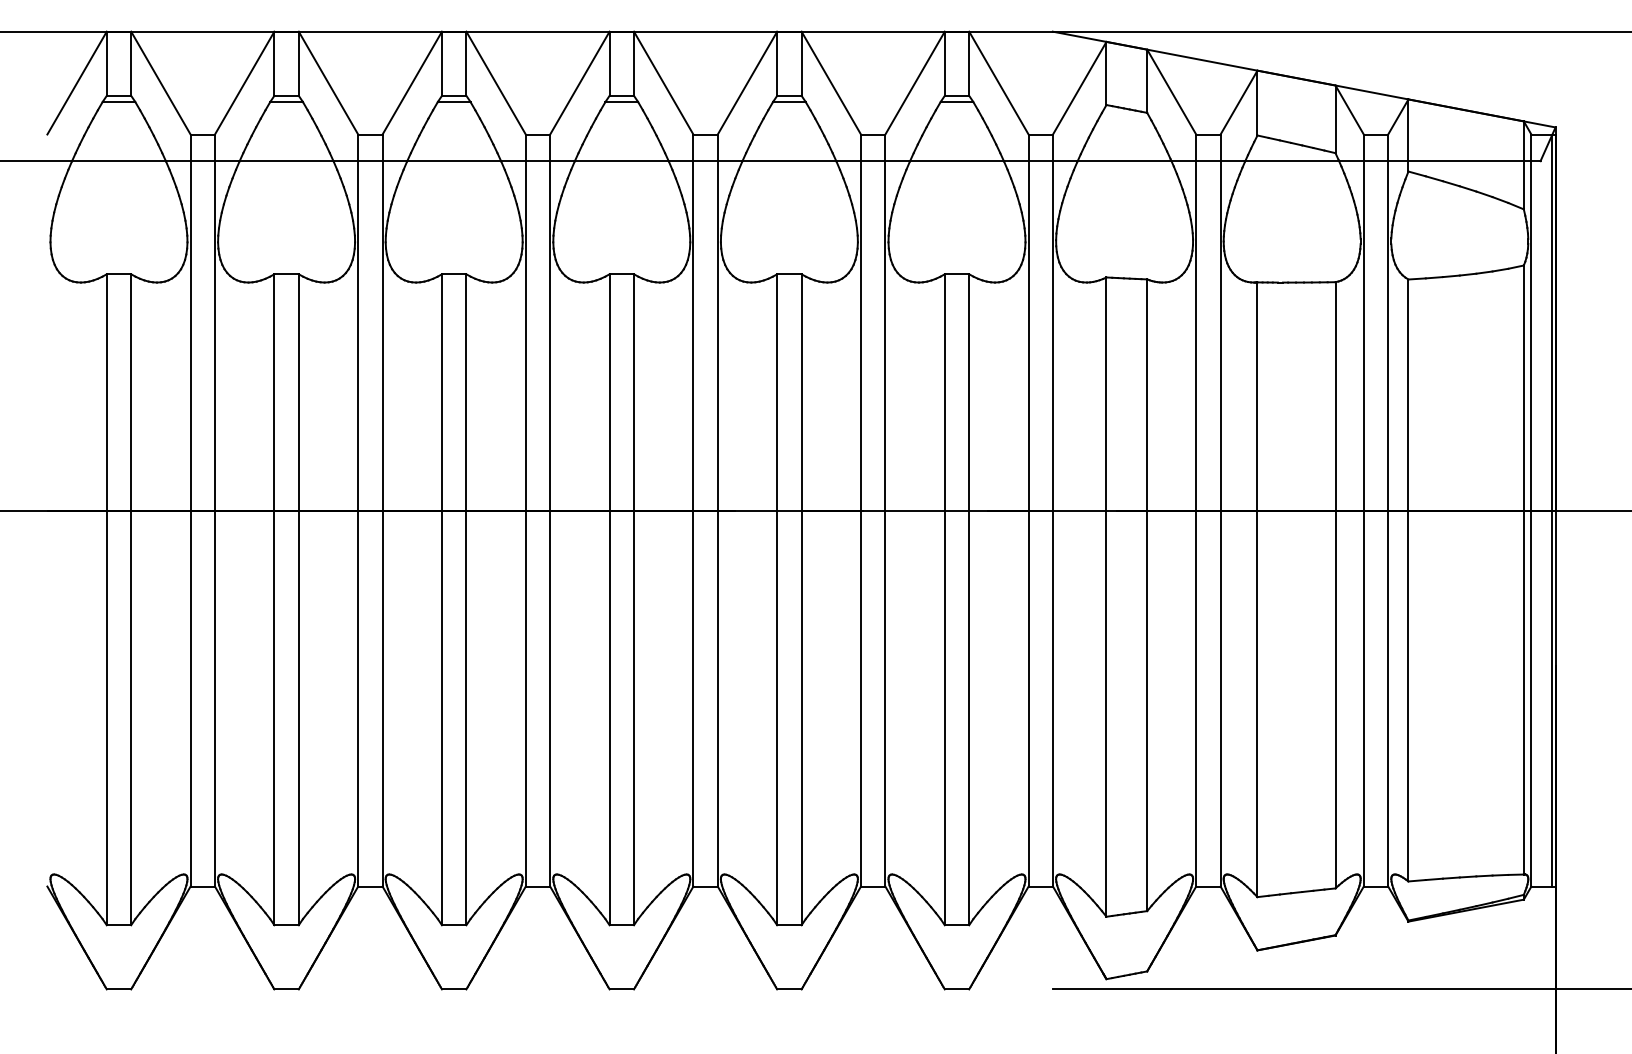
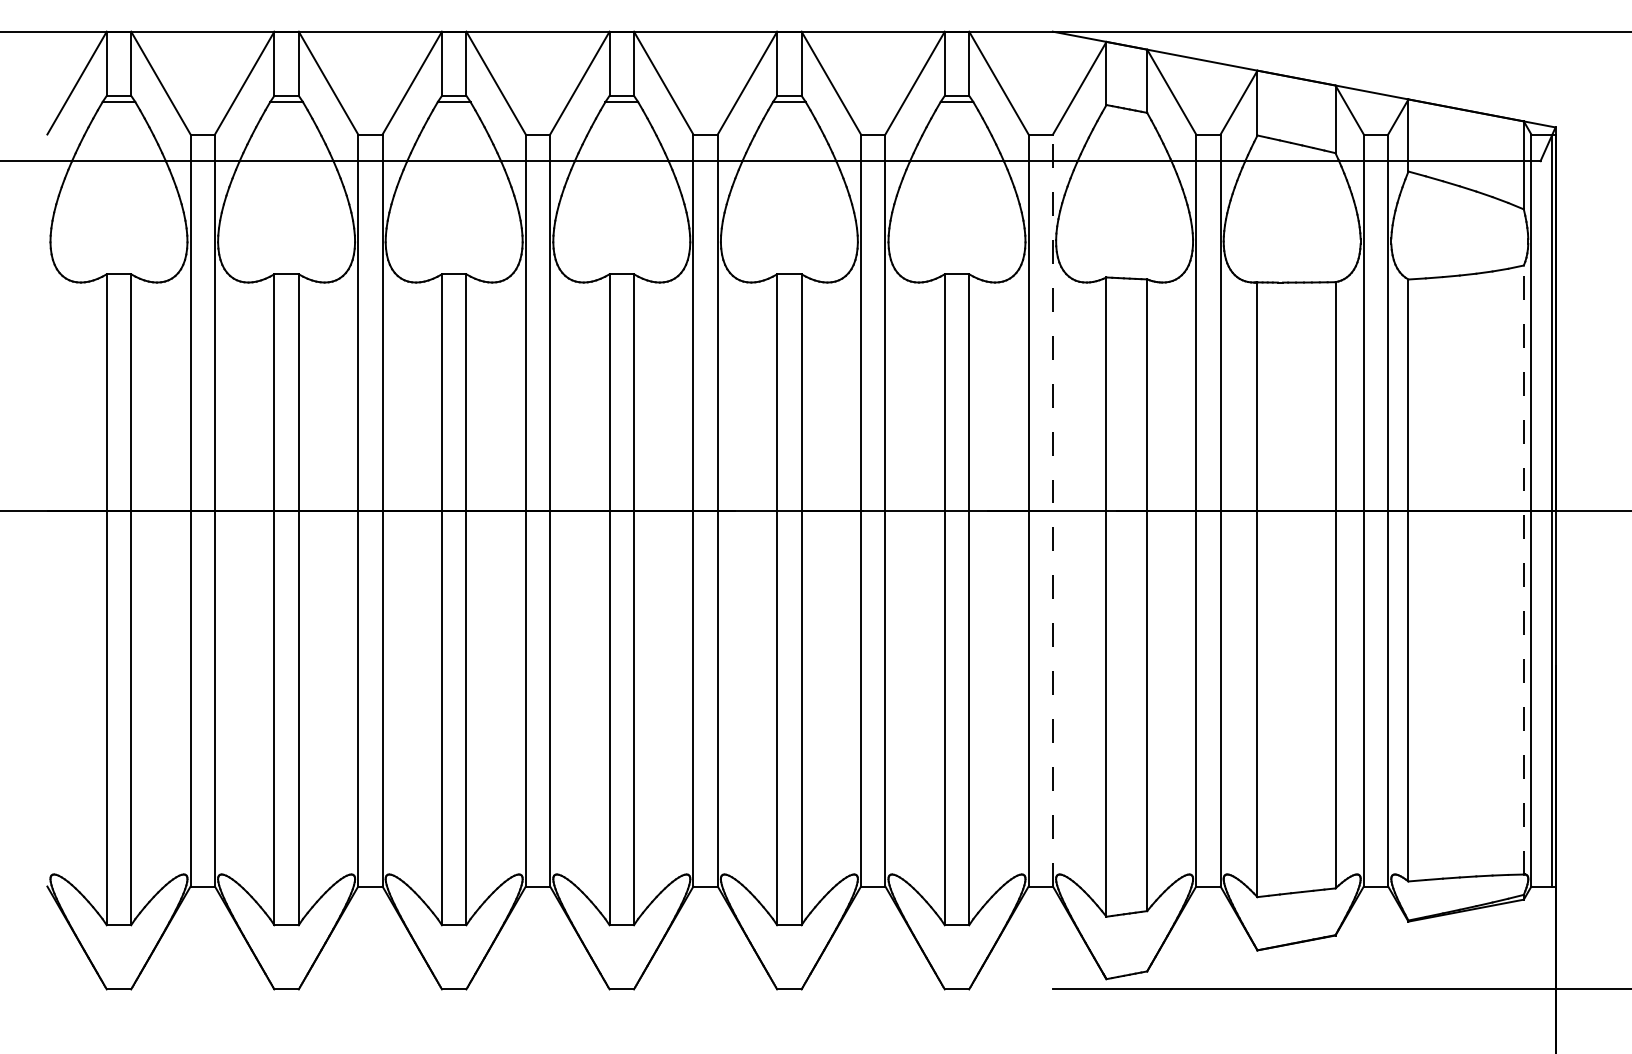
line: solid -> dashed (1053, 510)
line: solid -> dashed (1523, 570)
